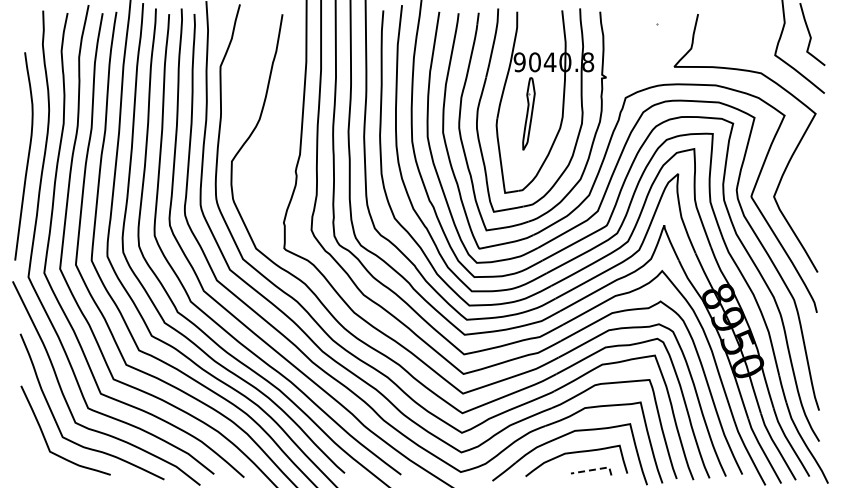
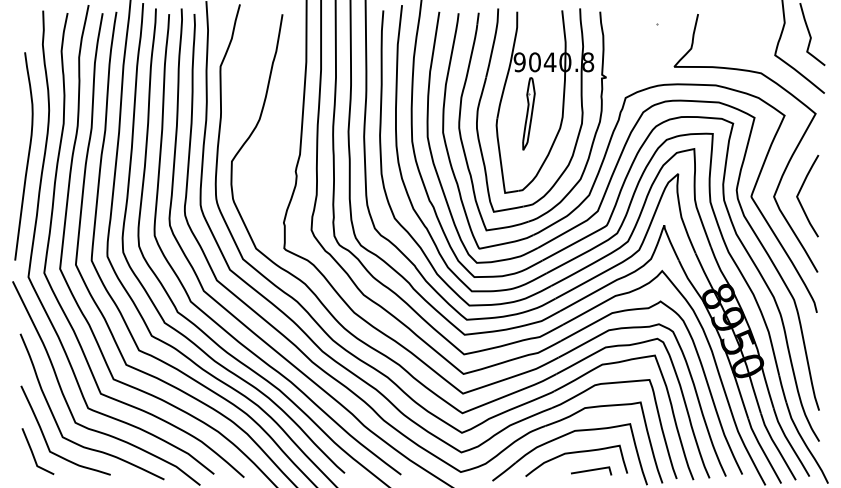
curve: none -> present (800, 192)
line: none -> present (33, 452)
line: dashed -> solid (594, 469)
